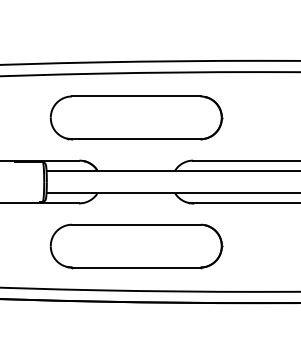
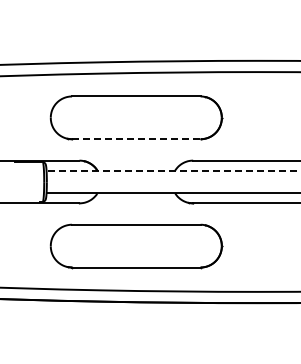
line: solid -> dashed (136, 139)
line: solid -> dashed (173, 170)
